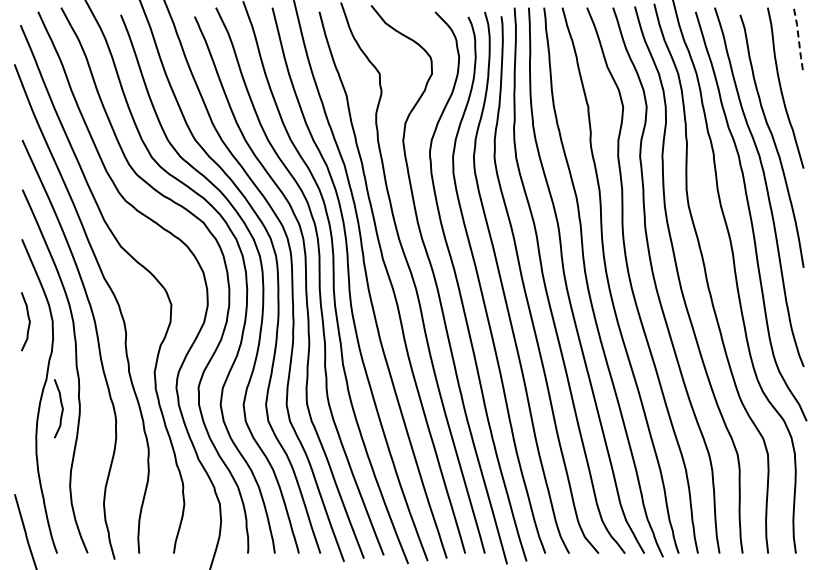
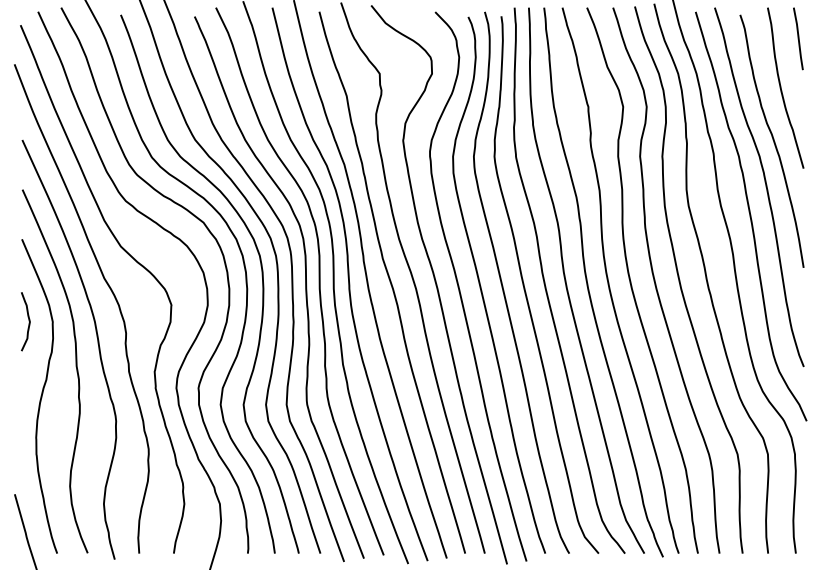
line: dashed -> solid (798, 38)
curve: present -> none (61, 408)
